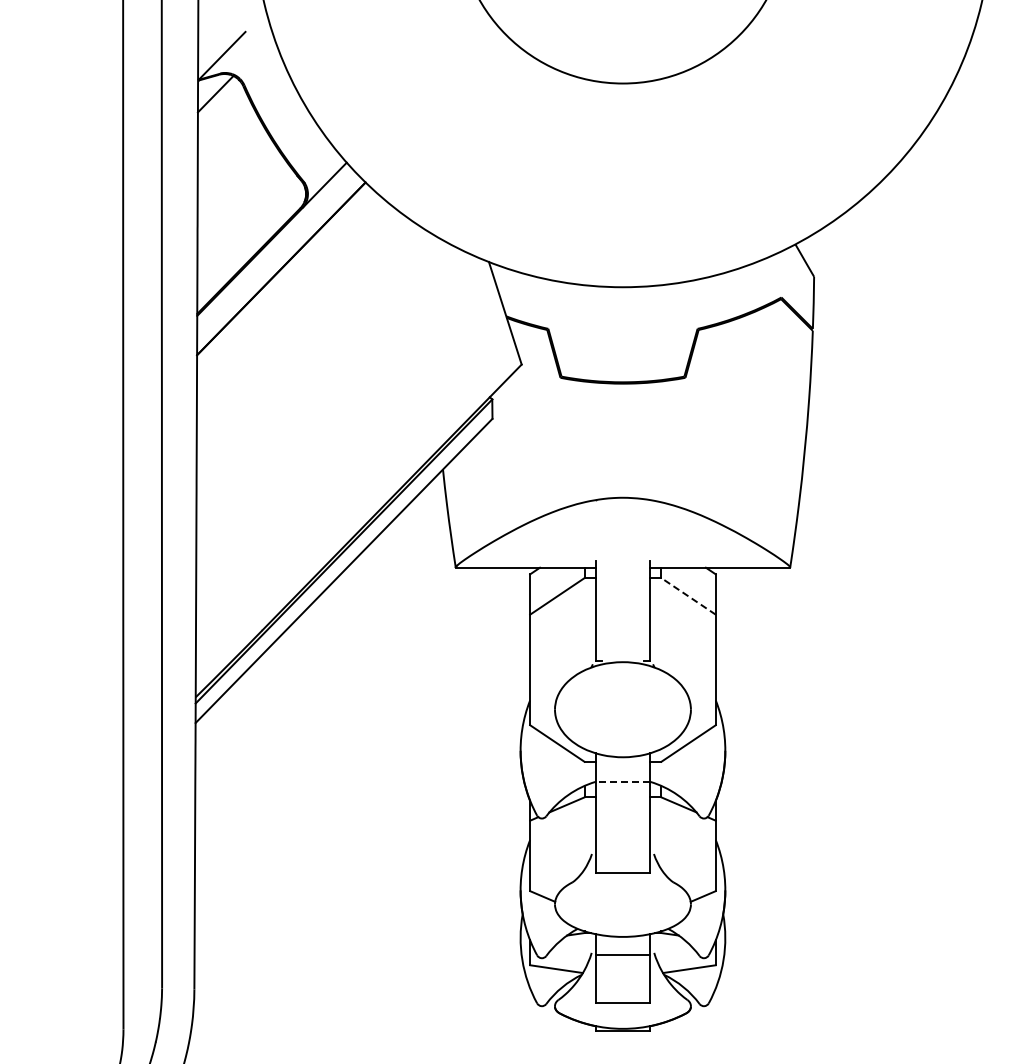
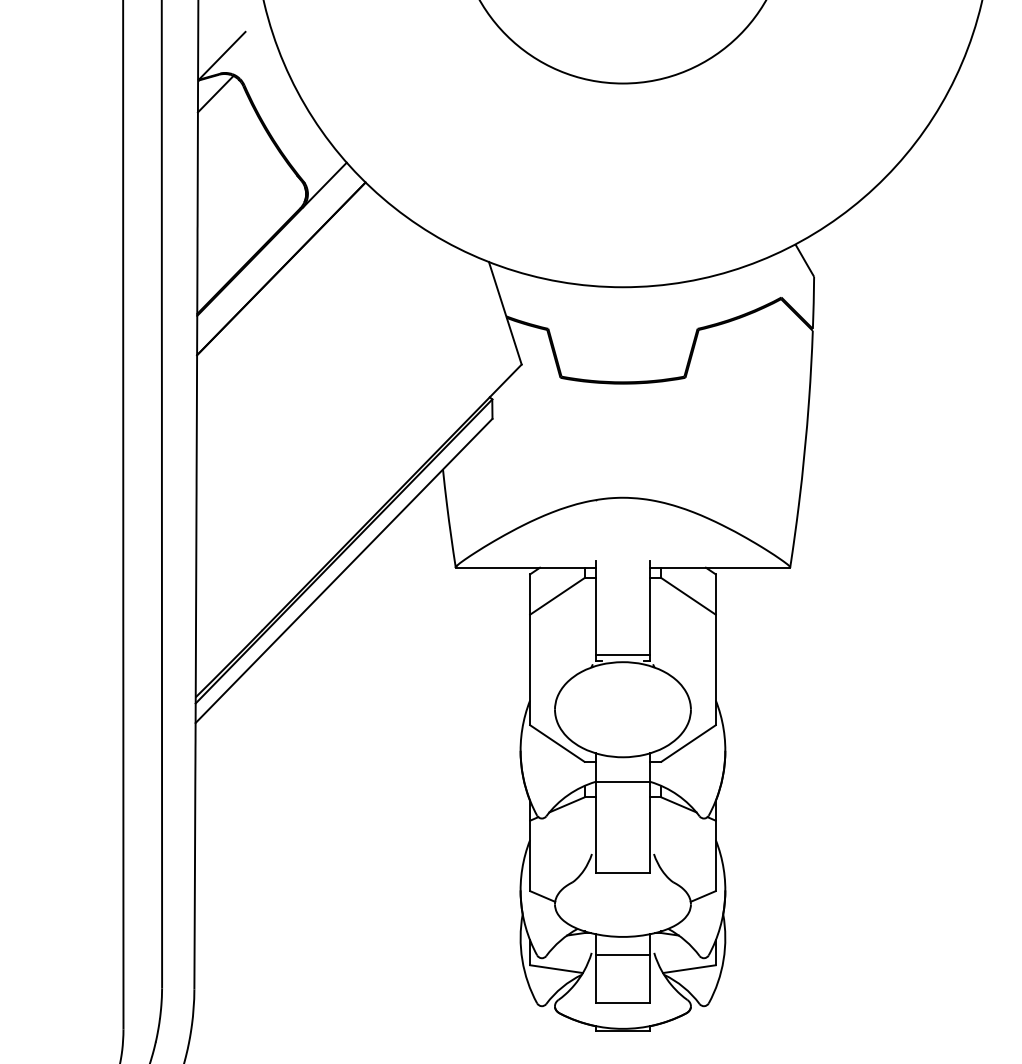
line: dashed -> solid (688, 596)
line: none -> present (622, 654)
line: dashed -> solid (622, 781)
